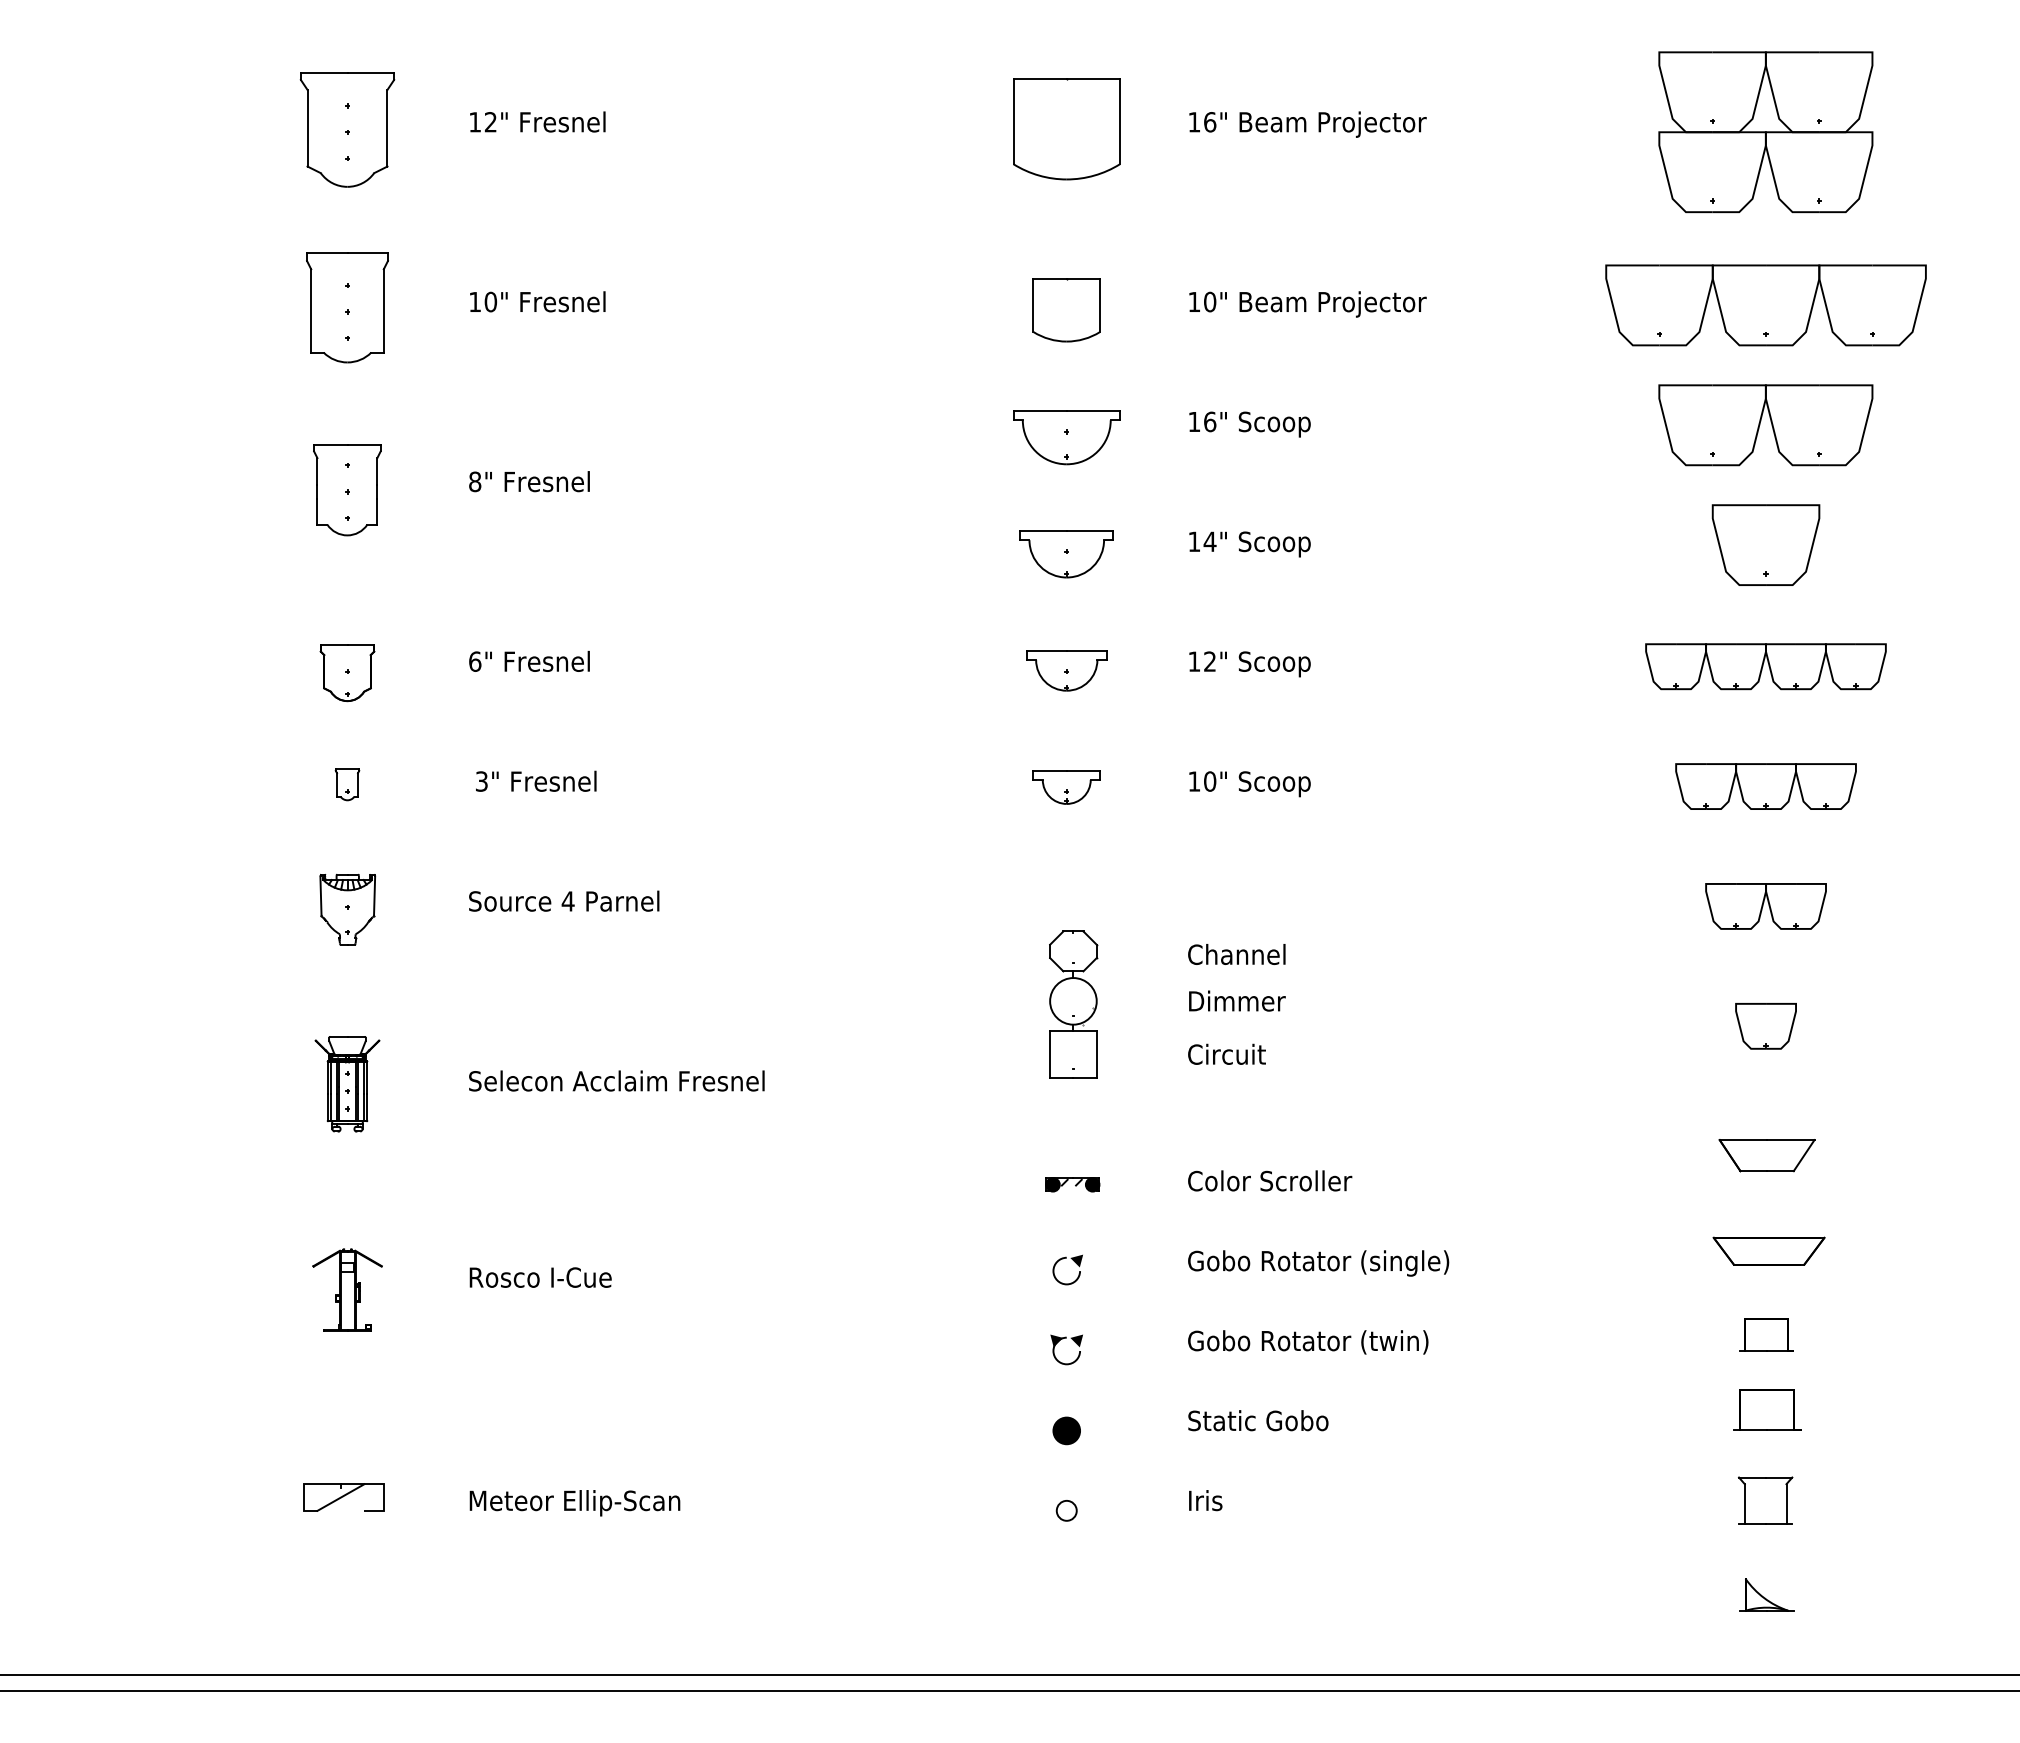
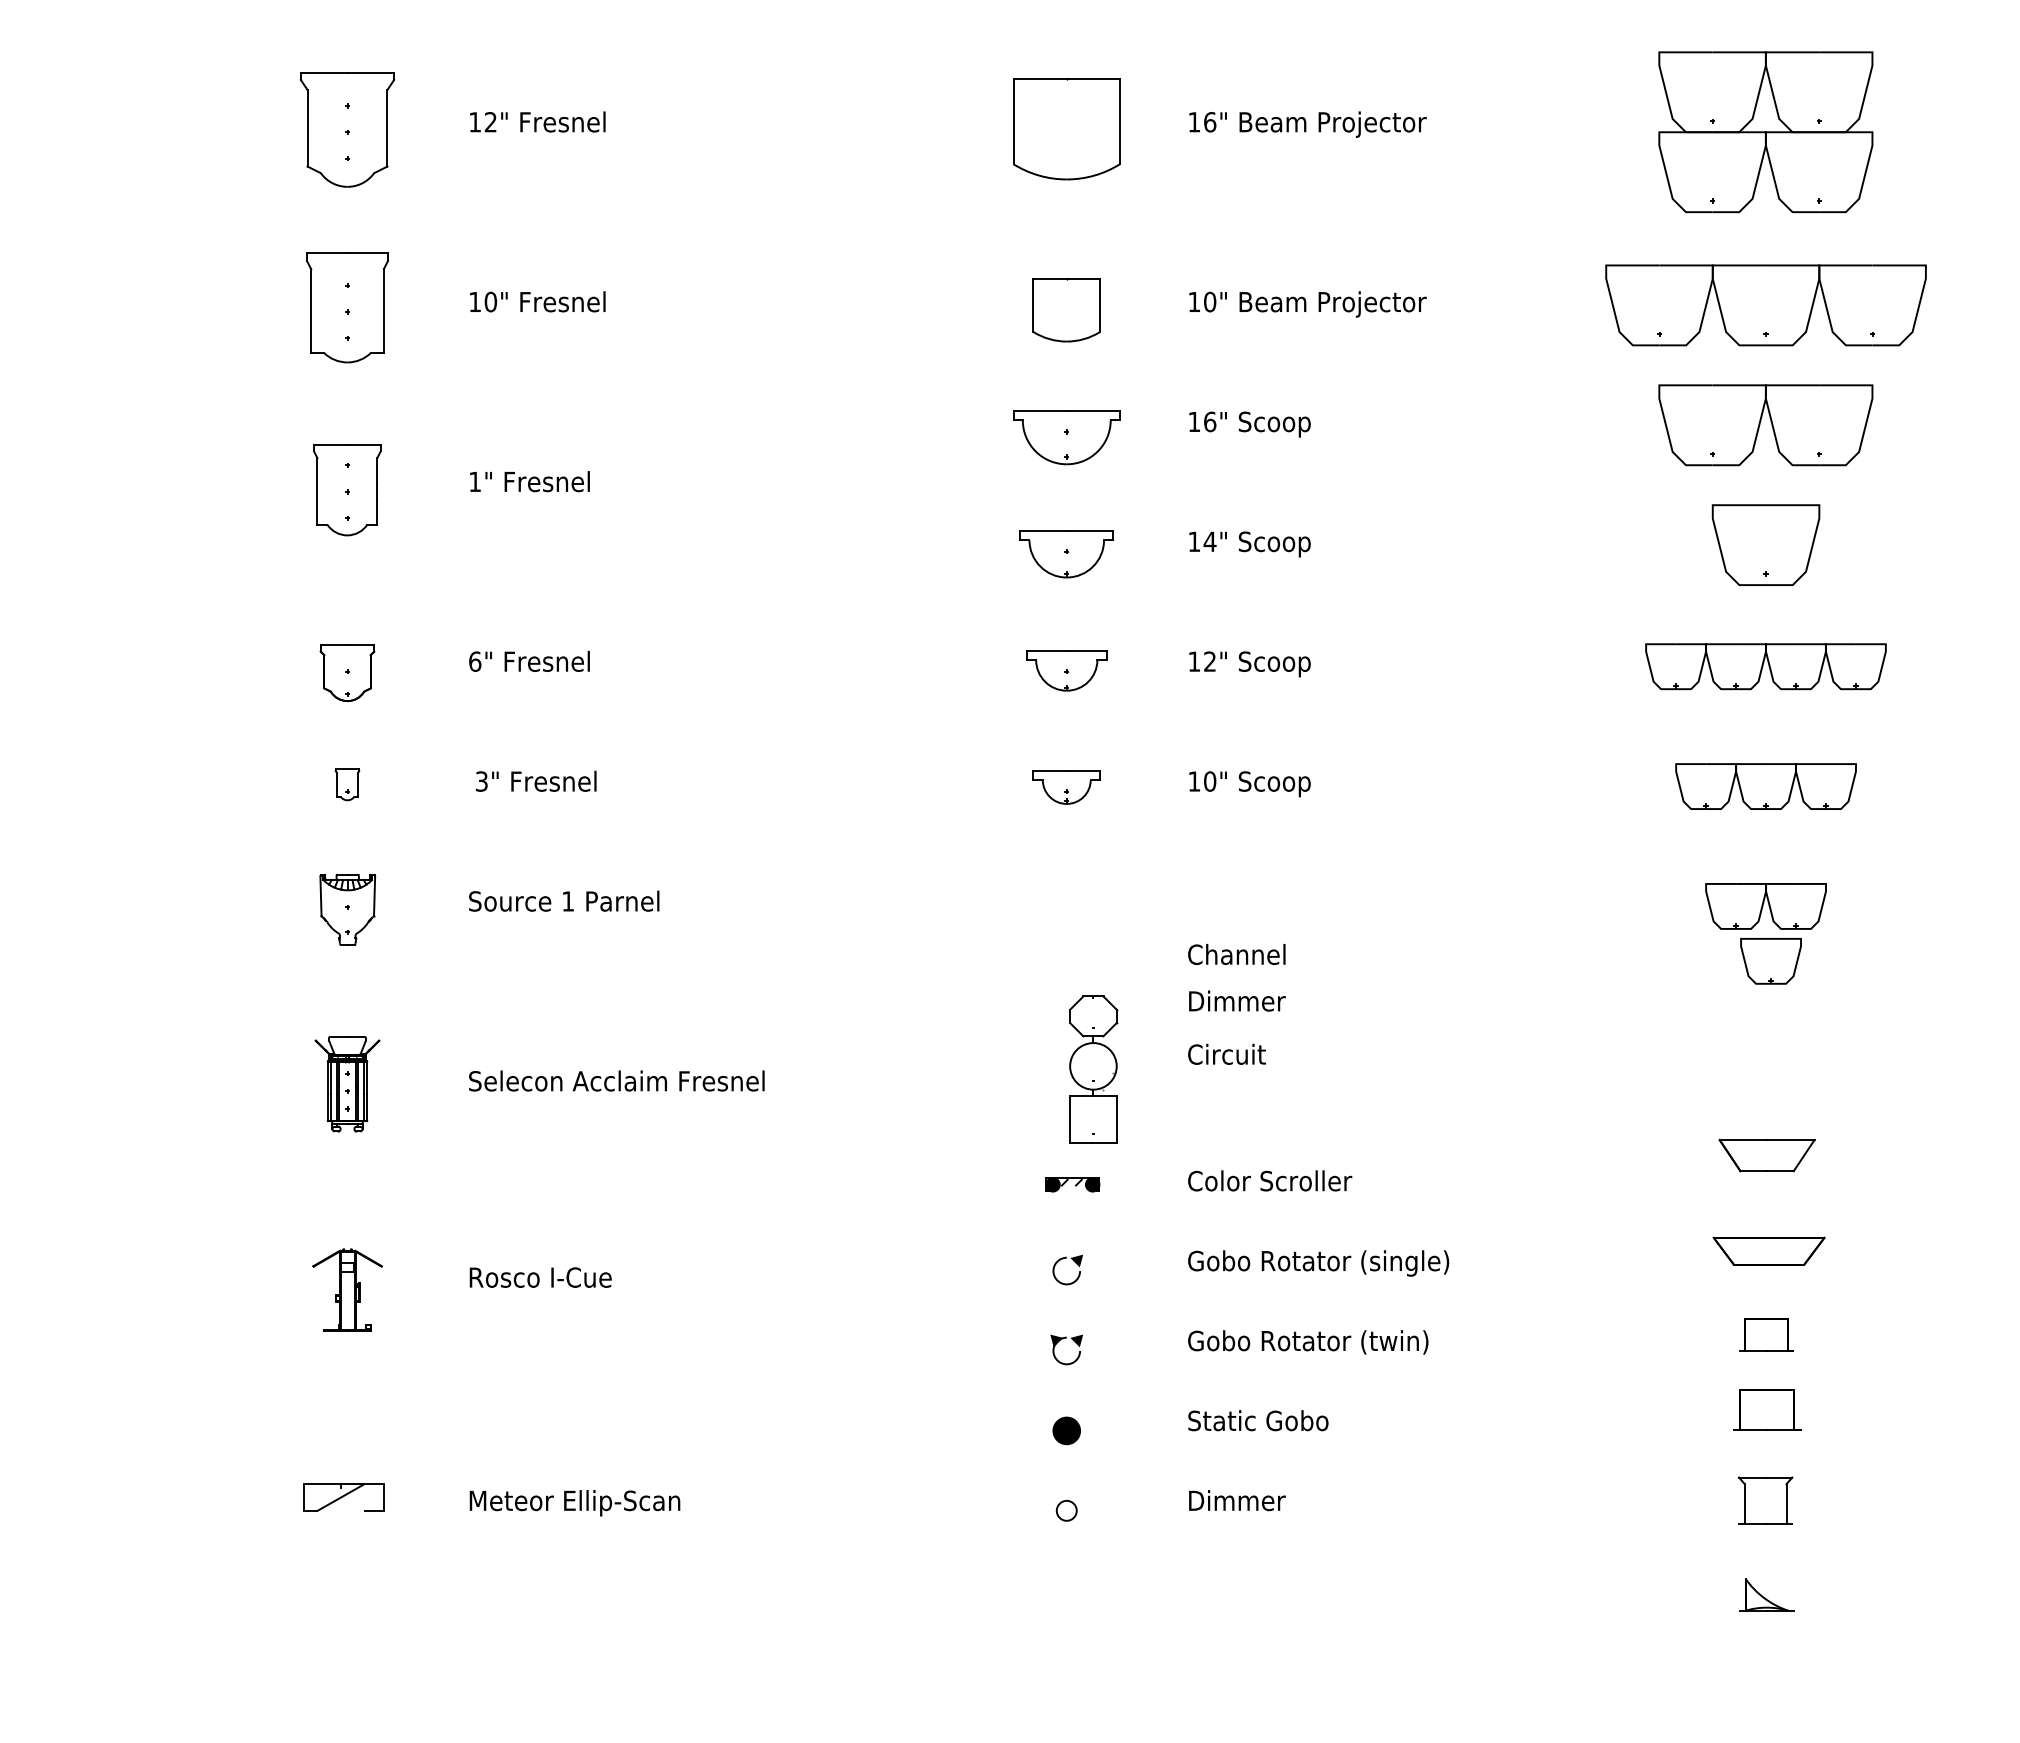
text: 8" -> 1" (475, 481)
text: 4 -> 1 (567, 901)
part position: (1073, 1004) -> (1093, 1069) (1093, 1069)
part position: (1765, 1026) -> (1770, 961) (1770, 961)
text: Iris -> Dimmer (1238, 1500)
line: present -> none (1009, 1674)
line: present -> none (1009, 1690)
